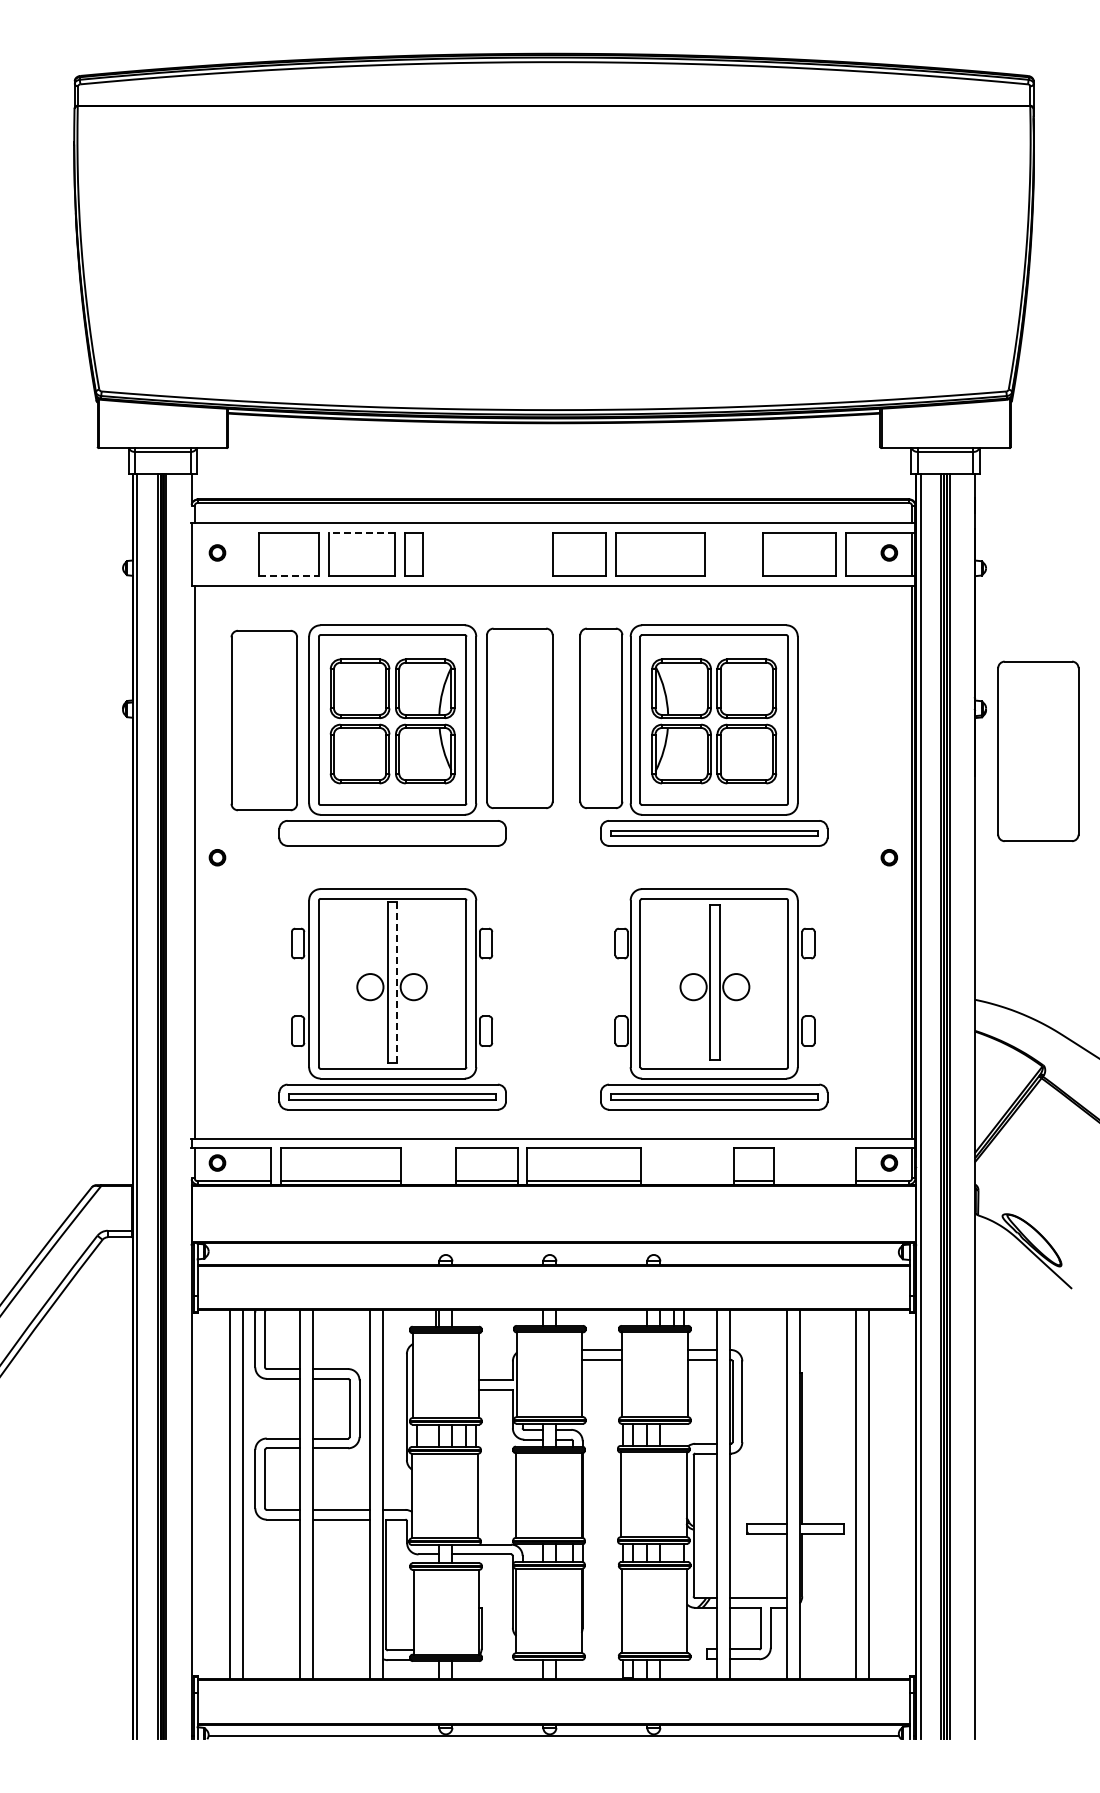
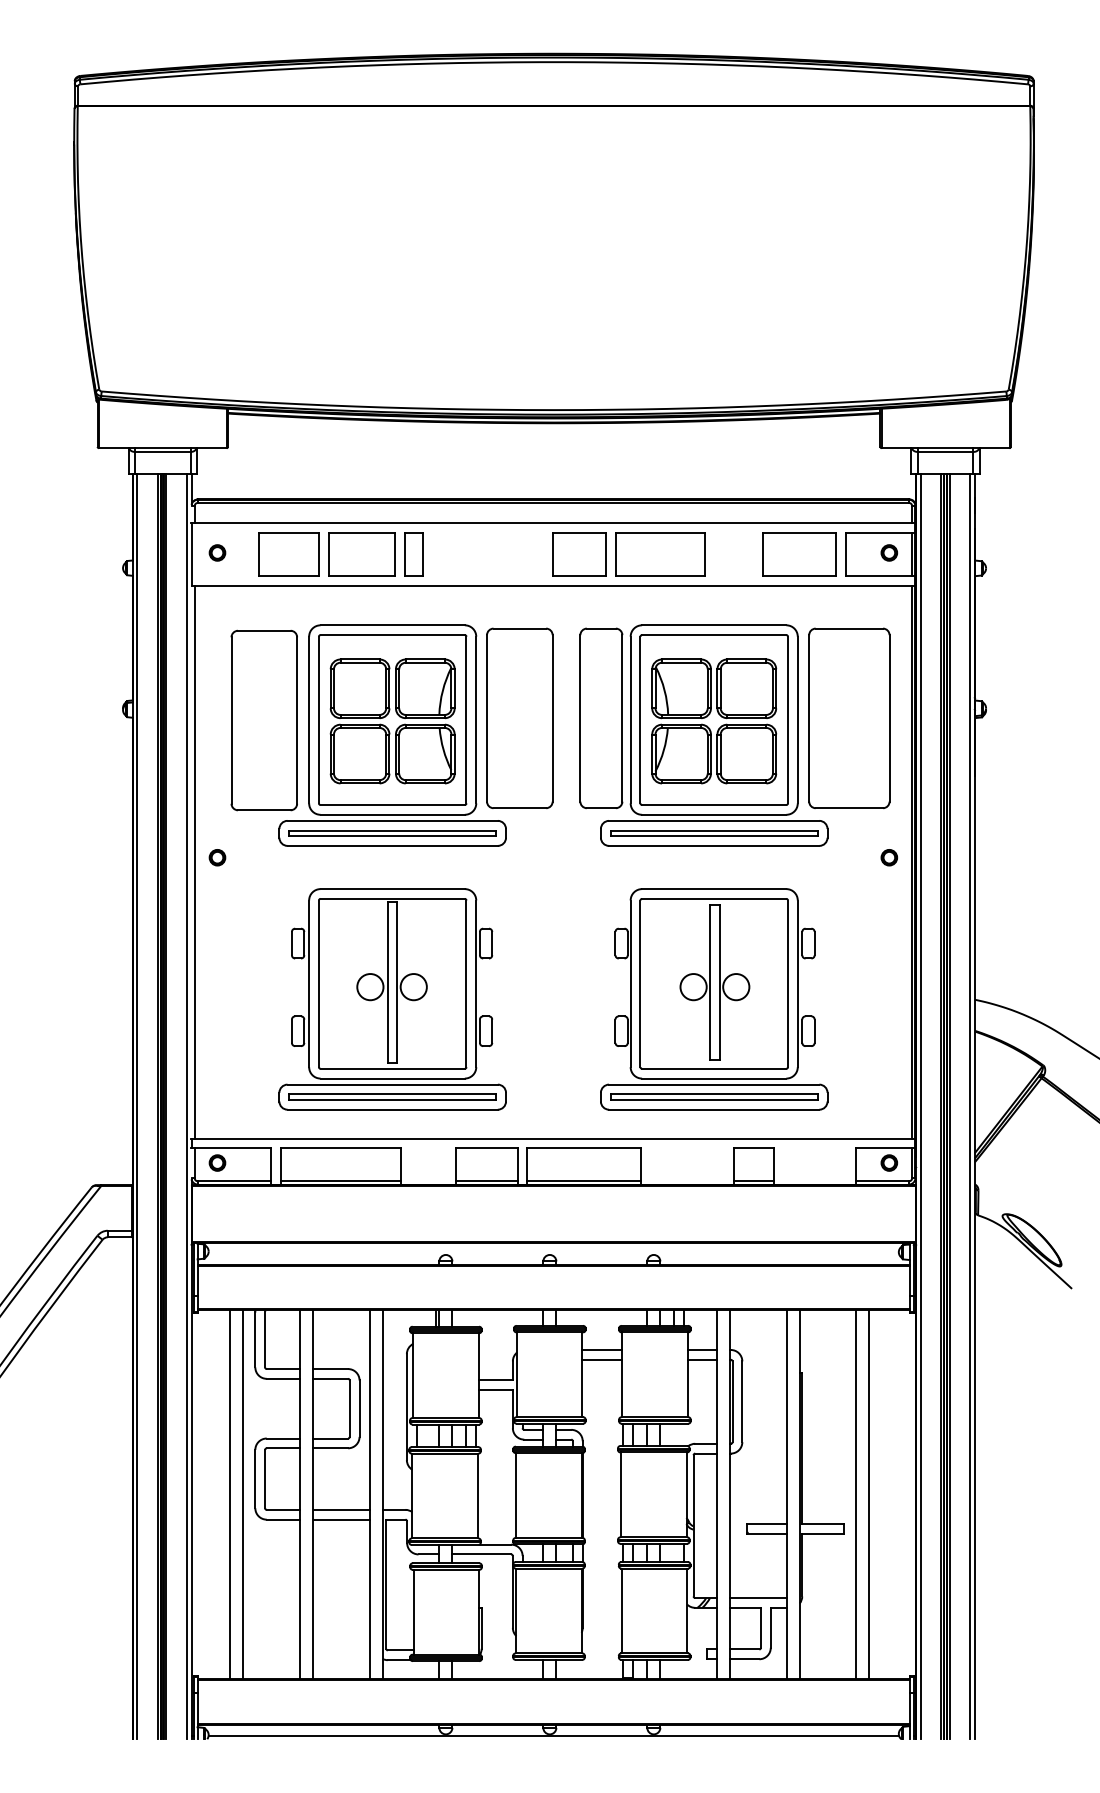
line: dashed -> solid (361, 532)
line: dashed -> solid (289, 575)
part position: (1038, 751) -> (849, 718) (849, 718)
part: none -> present (392, 833)
line: dashed -> solid (397, 982)
line: none -> present (187, 1106)
line: none -> present (970, 1106)
